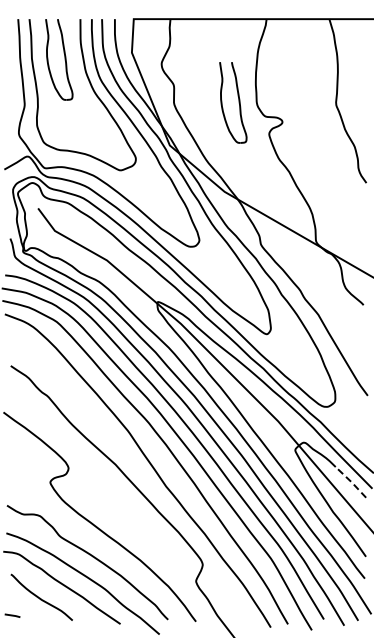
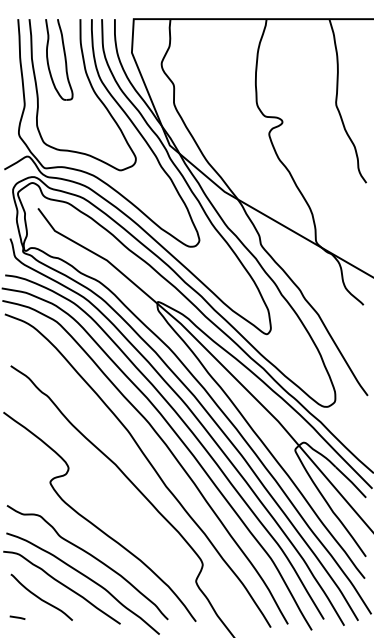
part: present -> none (233, 102)
line: dashed -> solid (351, 481)
line position: (12, 615) -> (17, 617) (17, 617)
